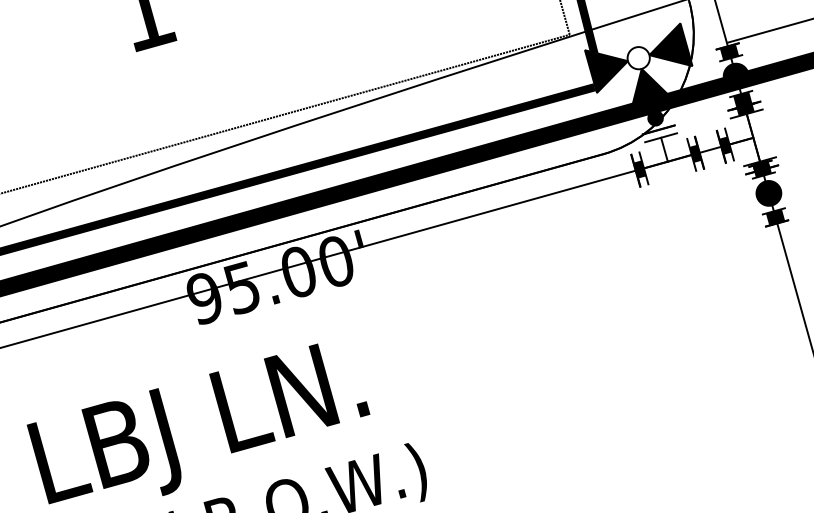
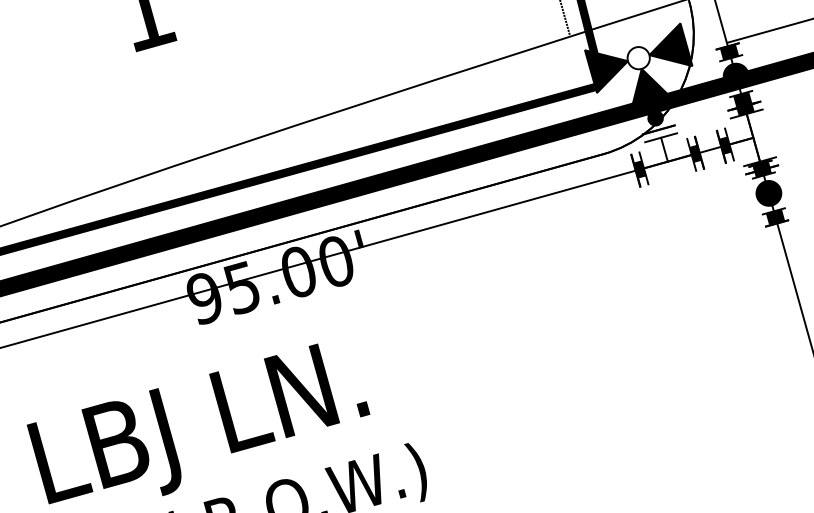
line: present -> none (285, 113)
